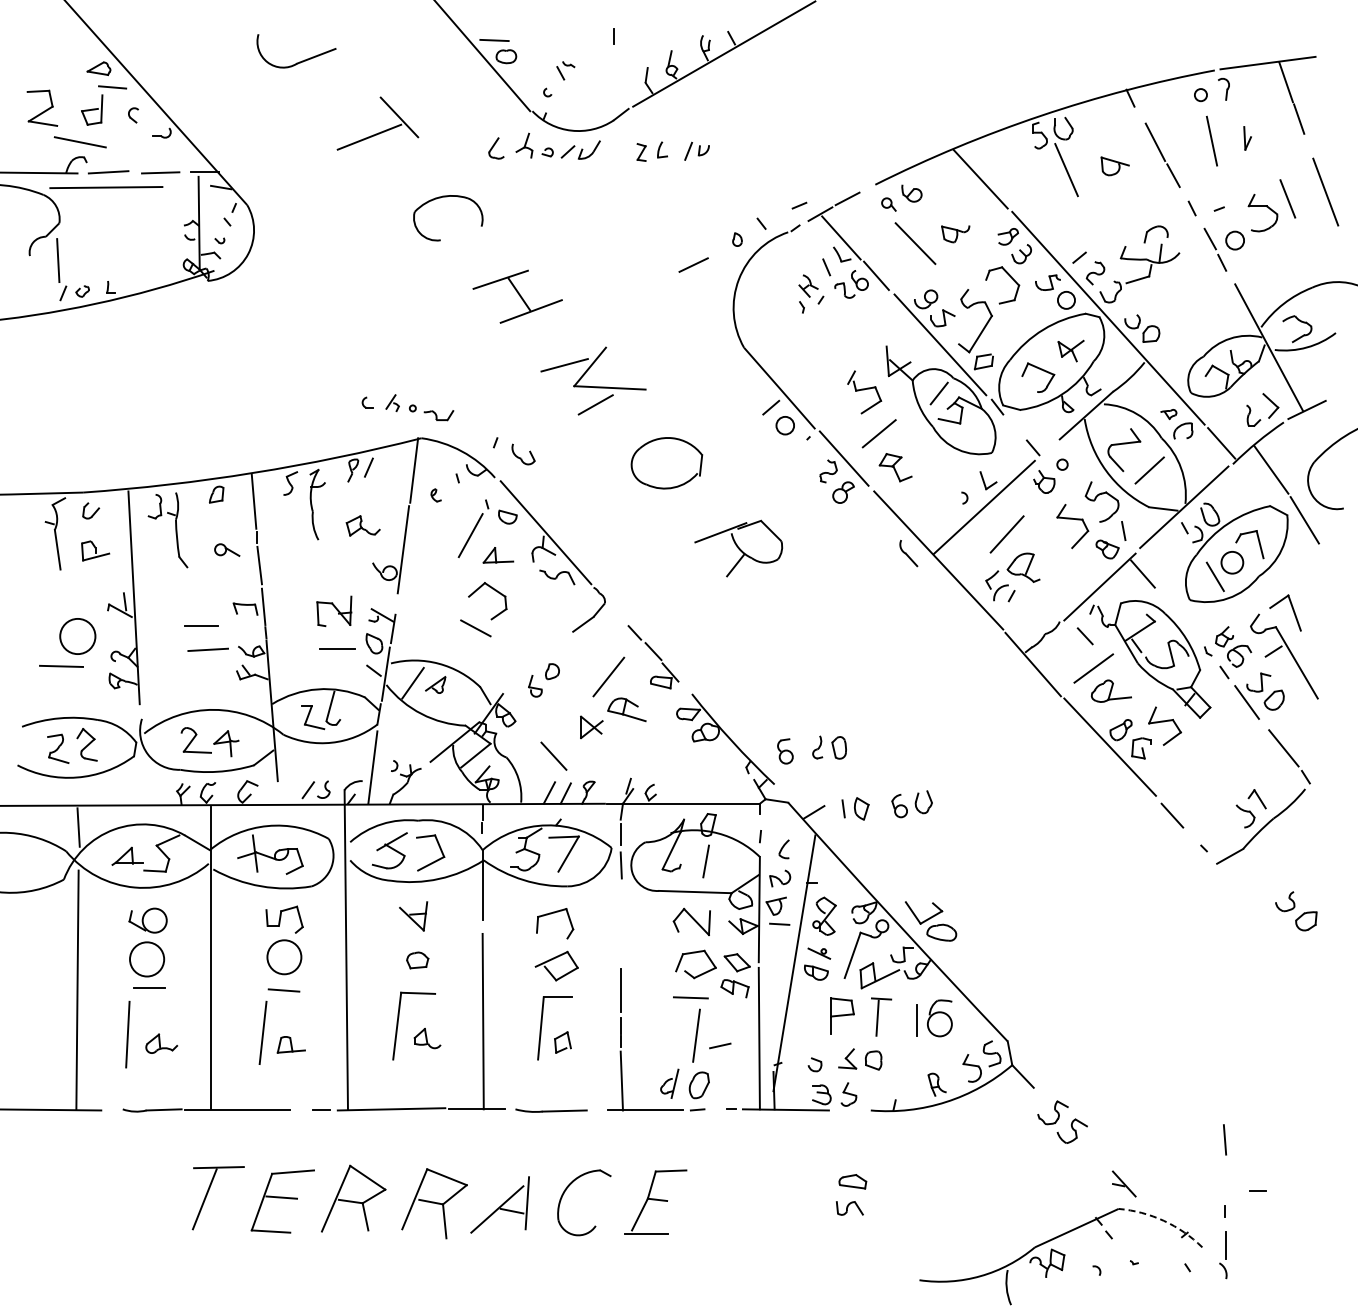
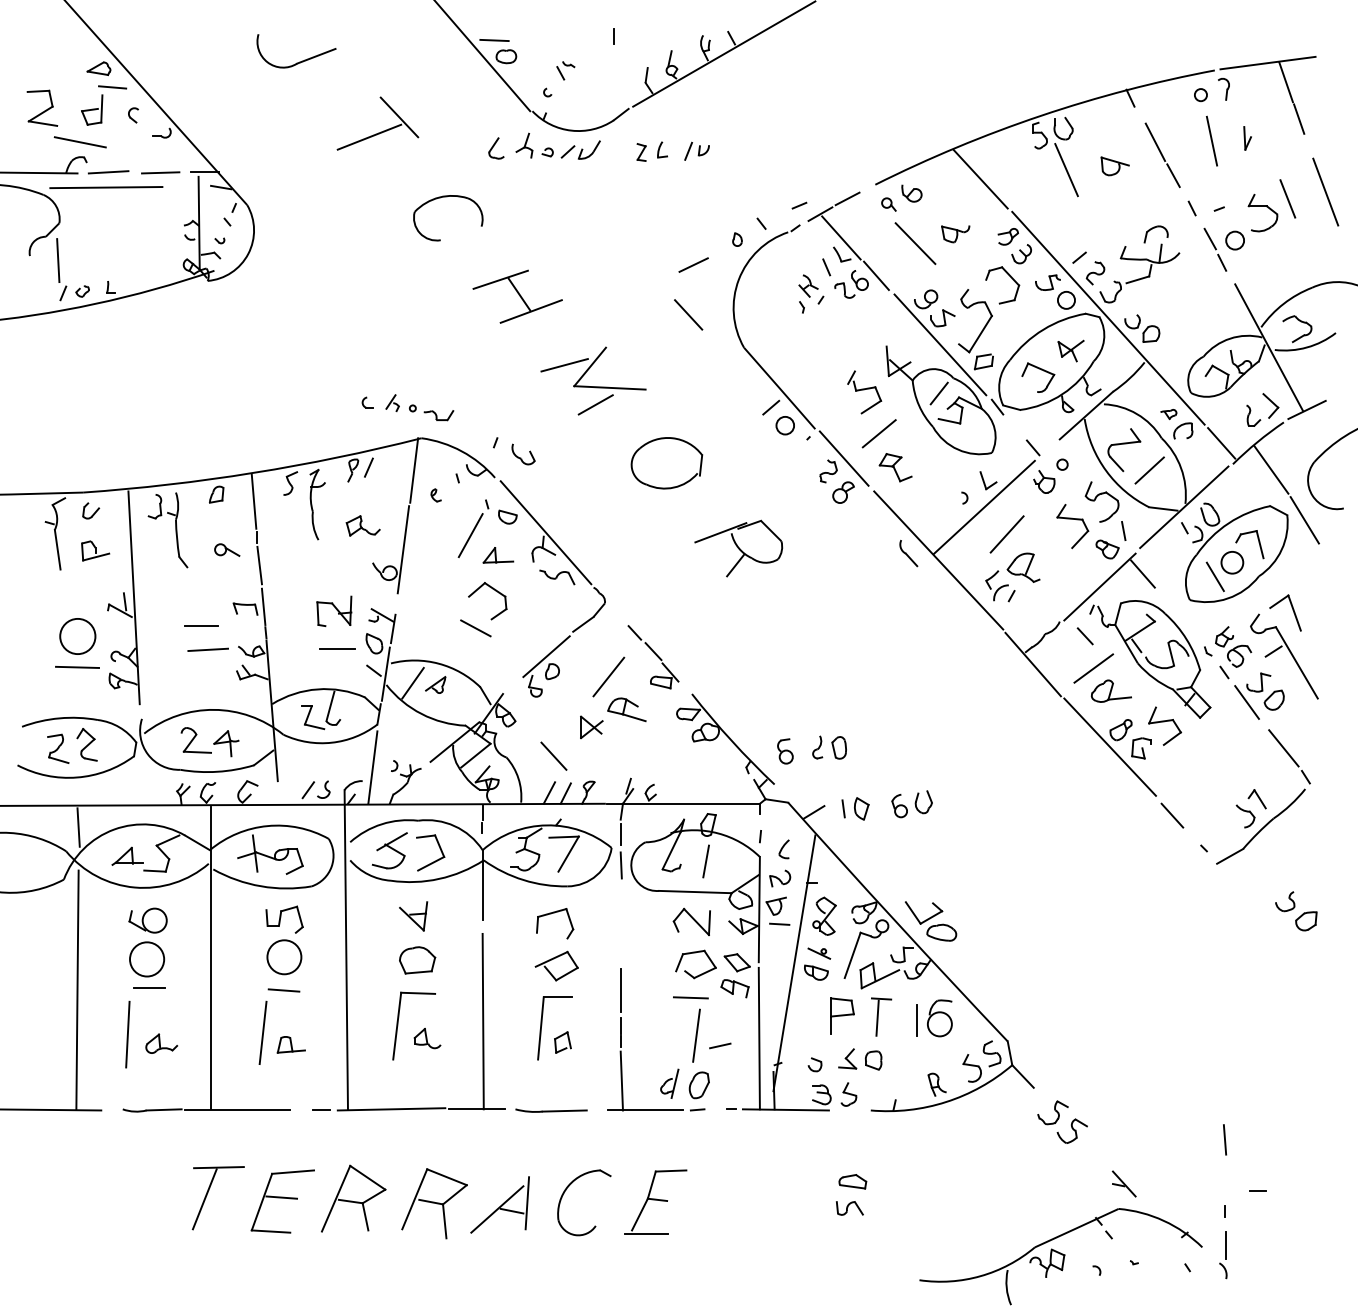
line: none -> present (688, 314)
line: none -> present (546, 656)
line position: (61, 666) -> (77, 667) (77, 667)
part size: 24x19 px -> 38x29 px (417, 960)
arc: dashed -> solid (1163, 1220)
